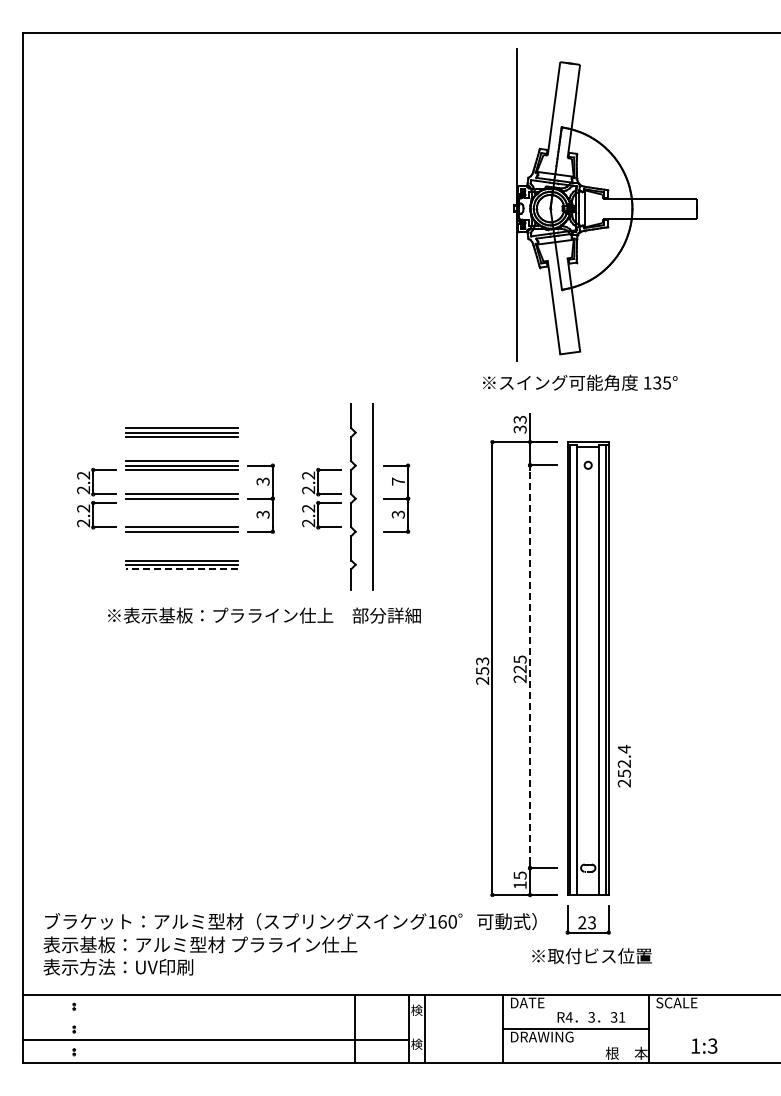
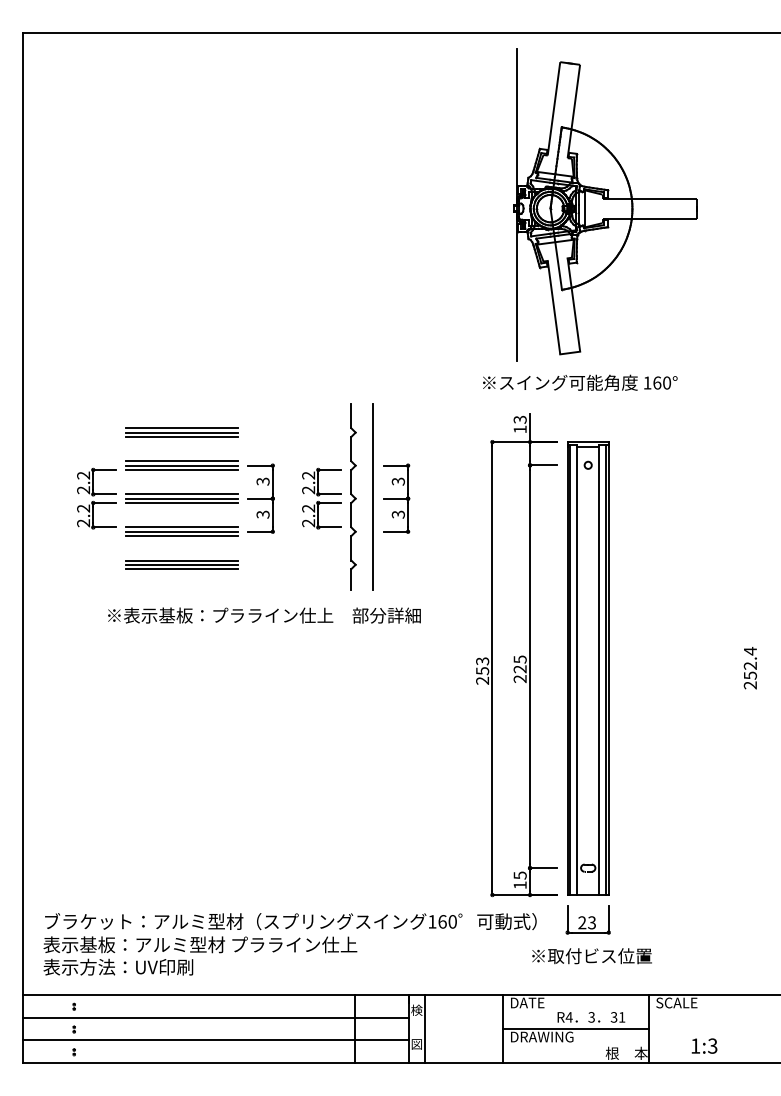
text: 135° -> 160° (662, 382)
text: 33 -> 13 (519, 429)
text: 7 -> 3 (397, 481)
line: none -> present (181, 502)
line: none -> present (181, 536)
line: dashed -> solid (181, 569)
line: dashed -> solid (530, 666)
text position: (623, 766) -> (749, 668) (749, 668)
line: none -> present (215, 1017)
text: 検 -> 図 (416, 1043)
